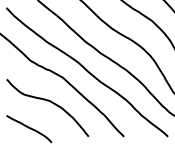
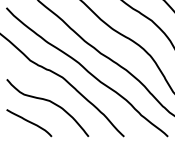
curve position: (29, 128) -> (29, 122) (29, 122)
